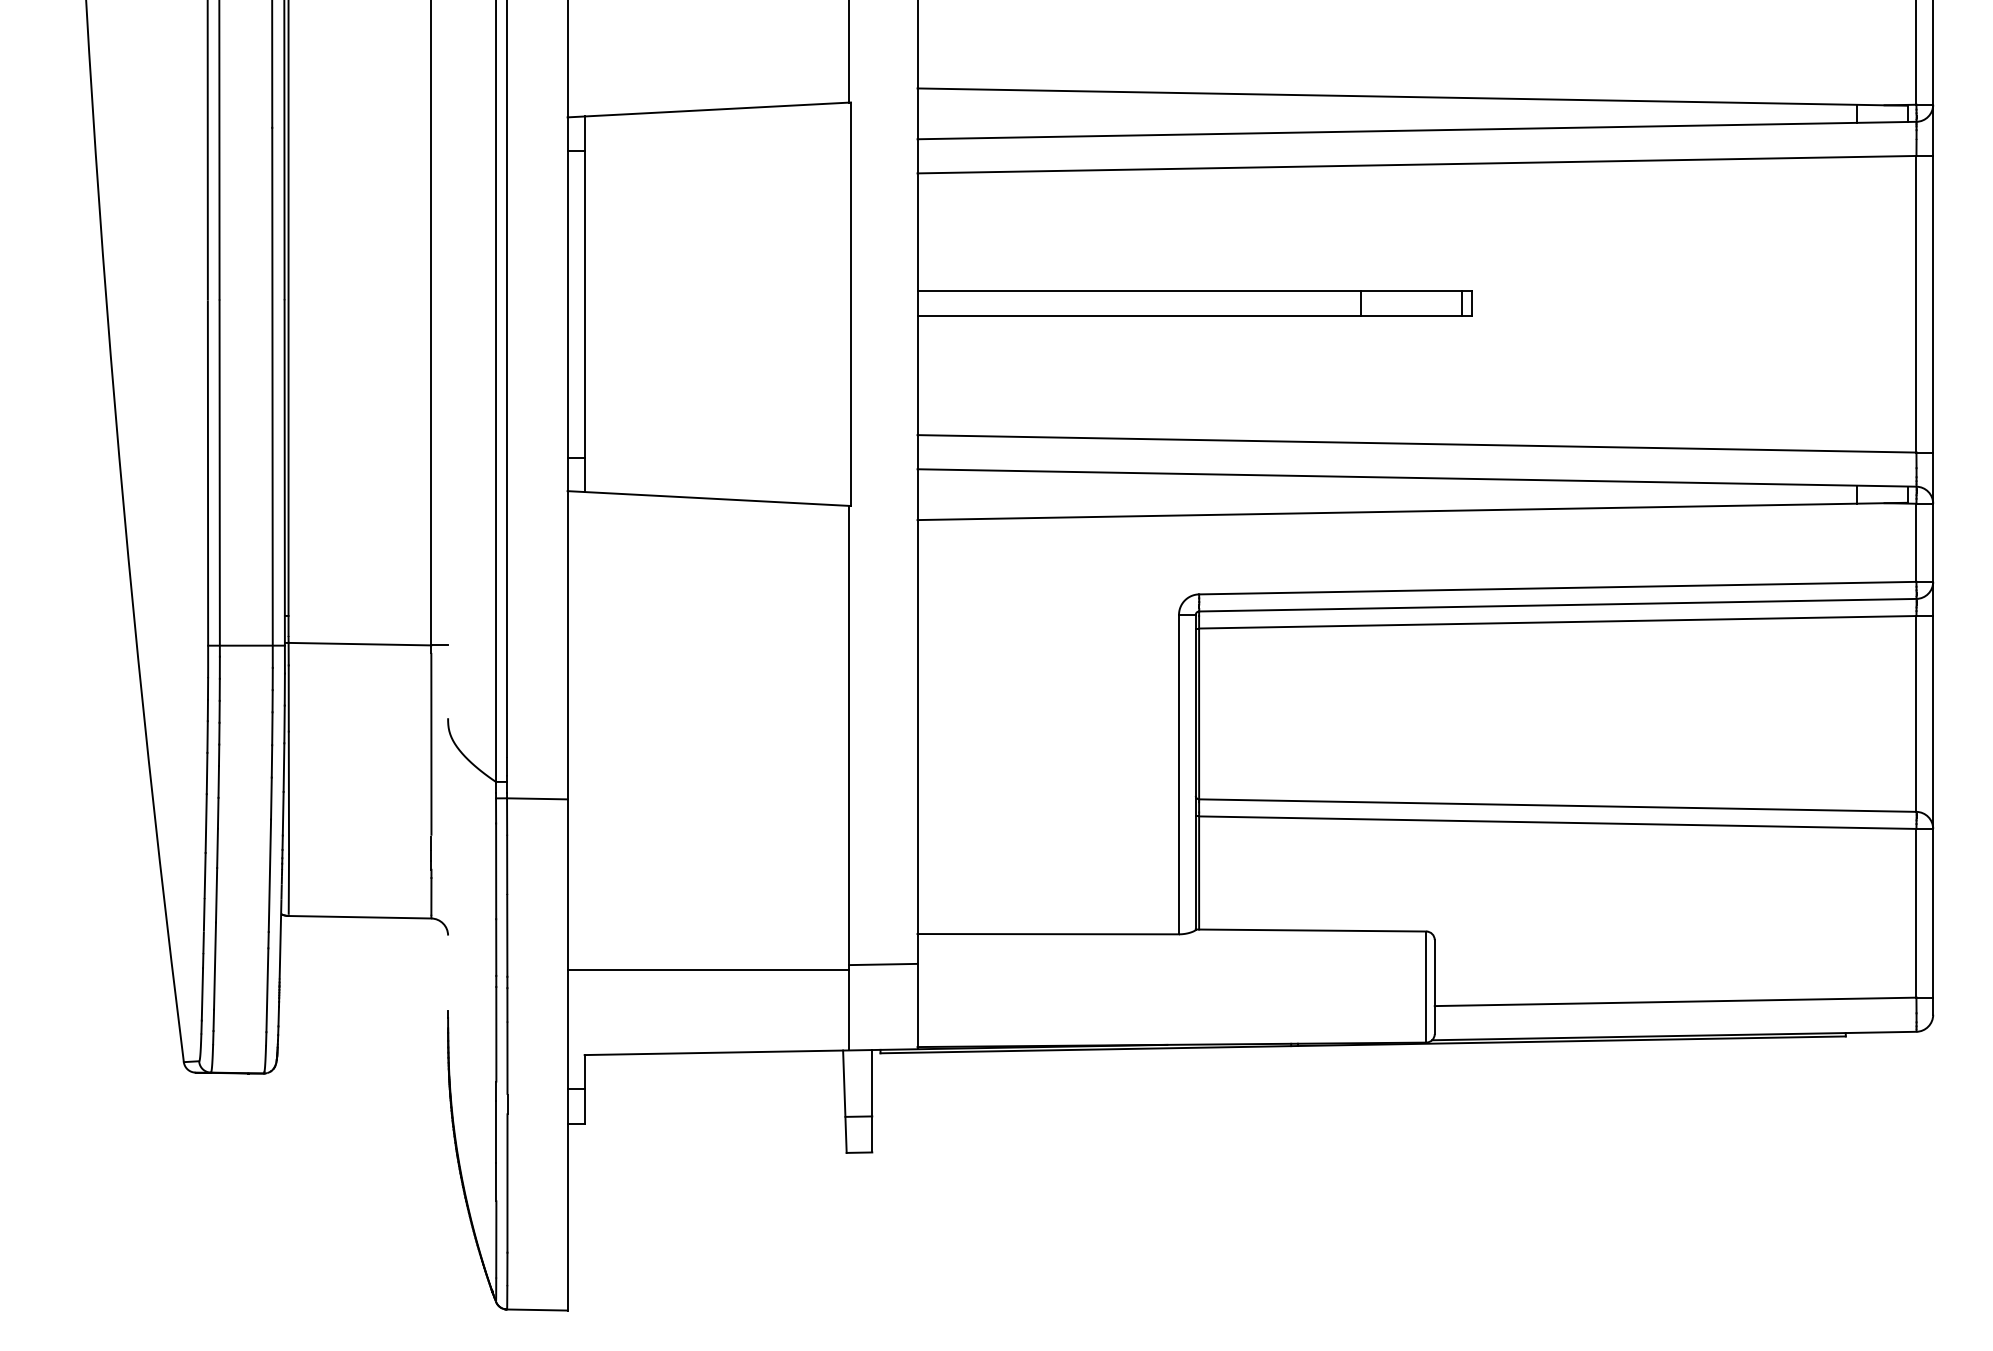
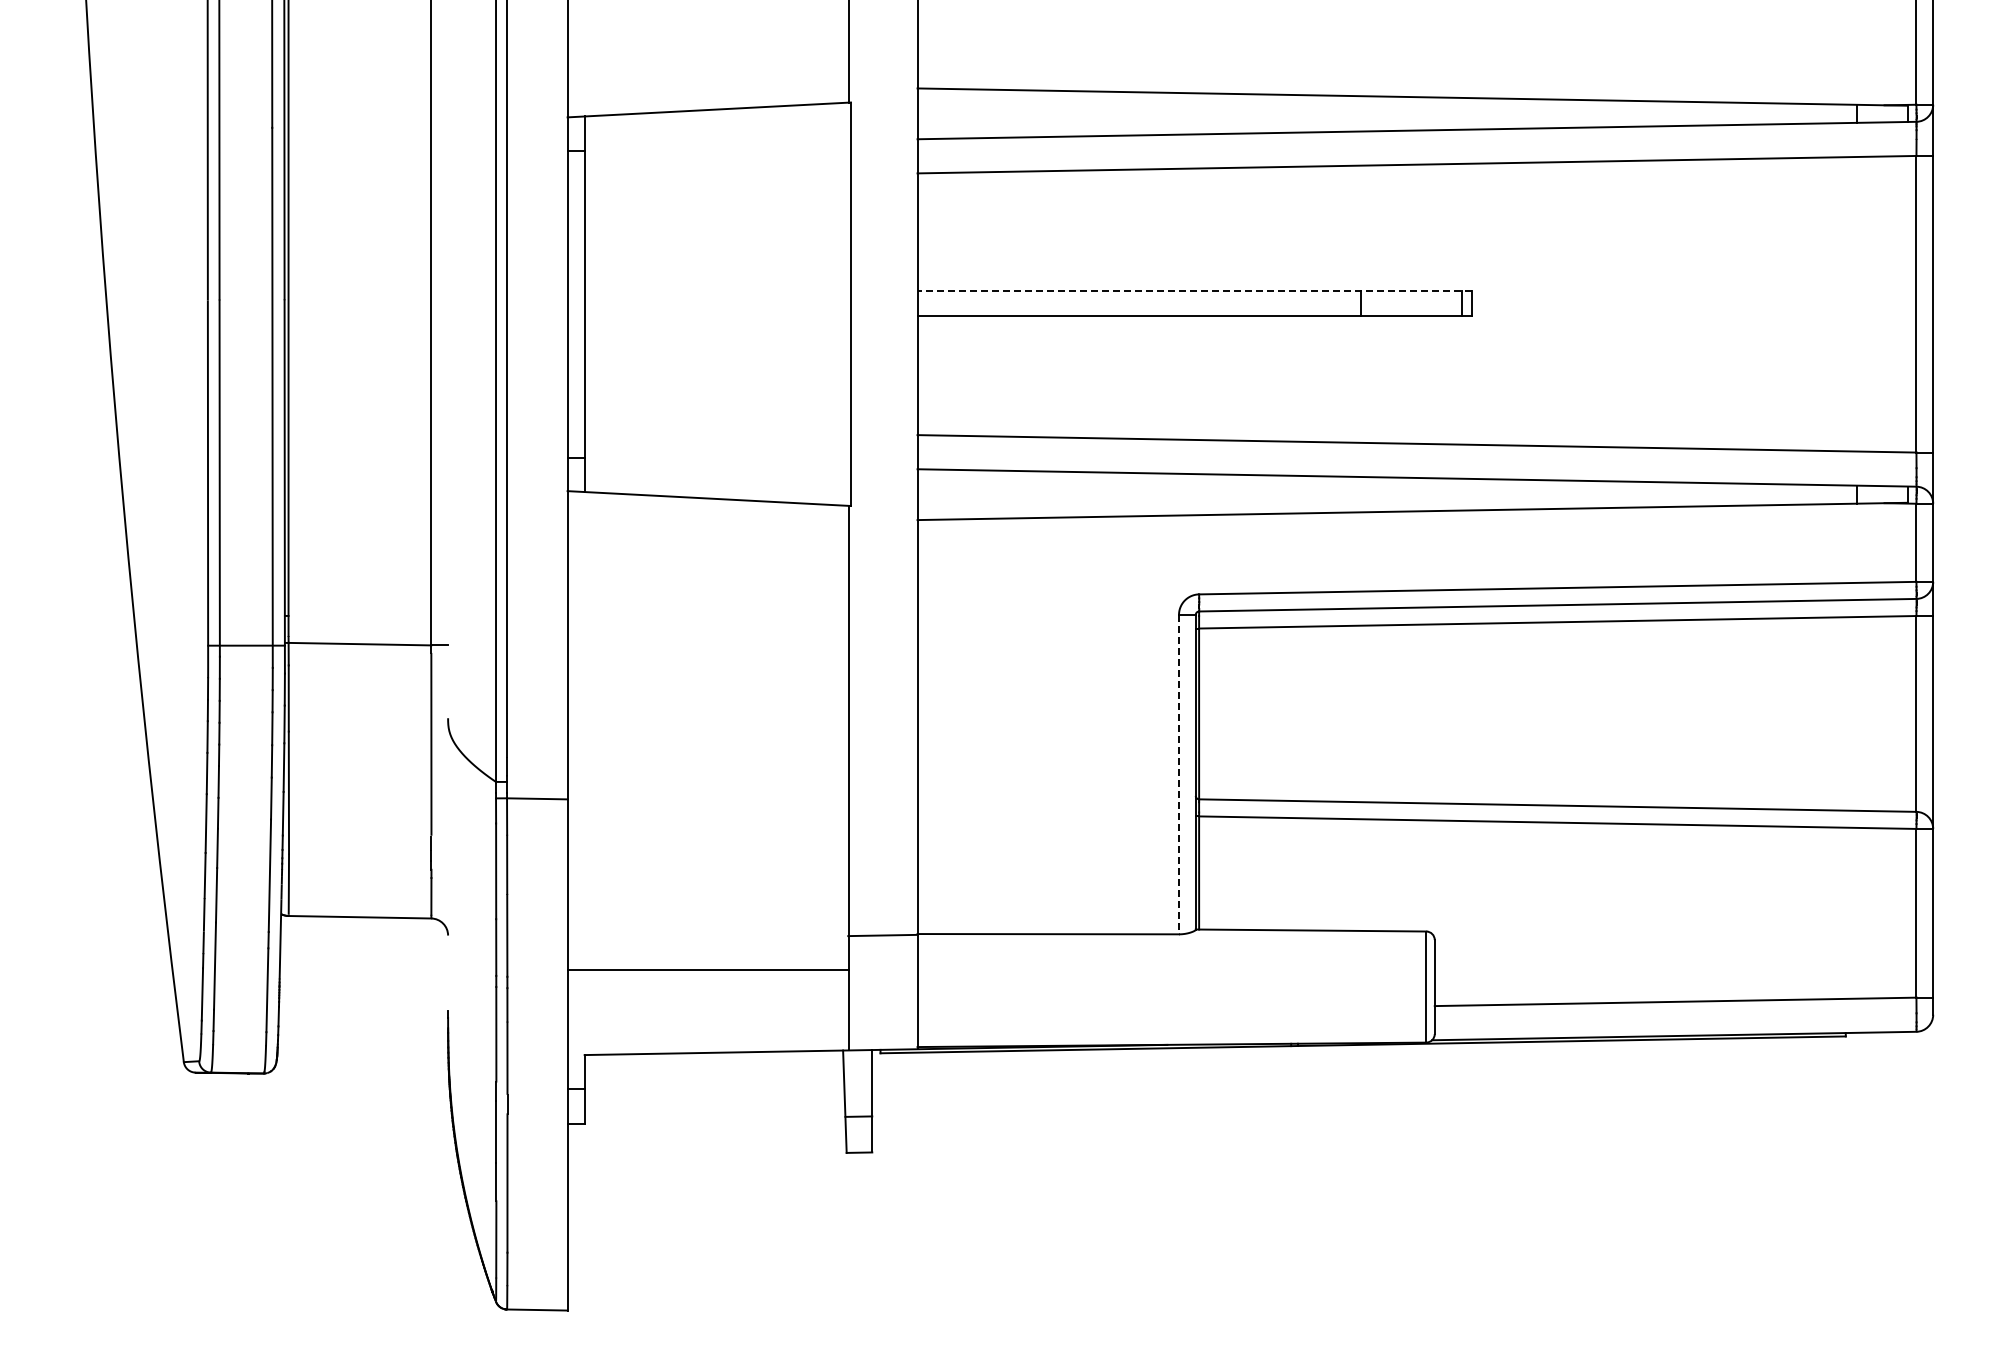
line: solid -> dashed (1194, 290)
line: solid -> dashed (1179, 774)
line position: (883, 964) -> (882, 935) (882, 935)
